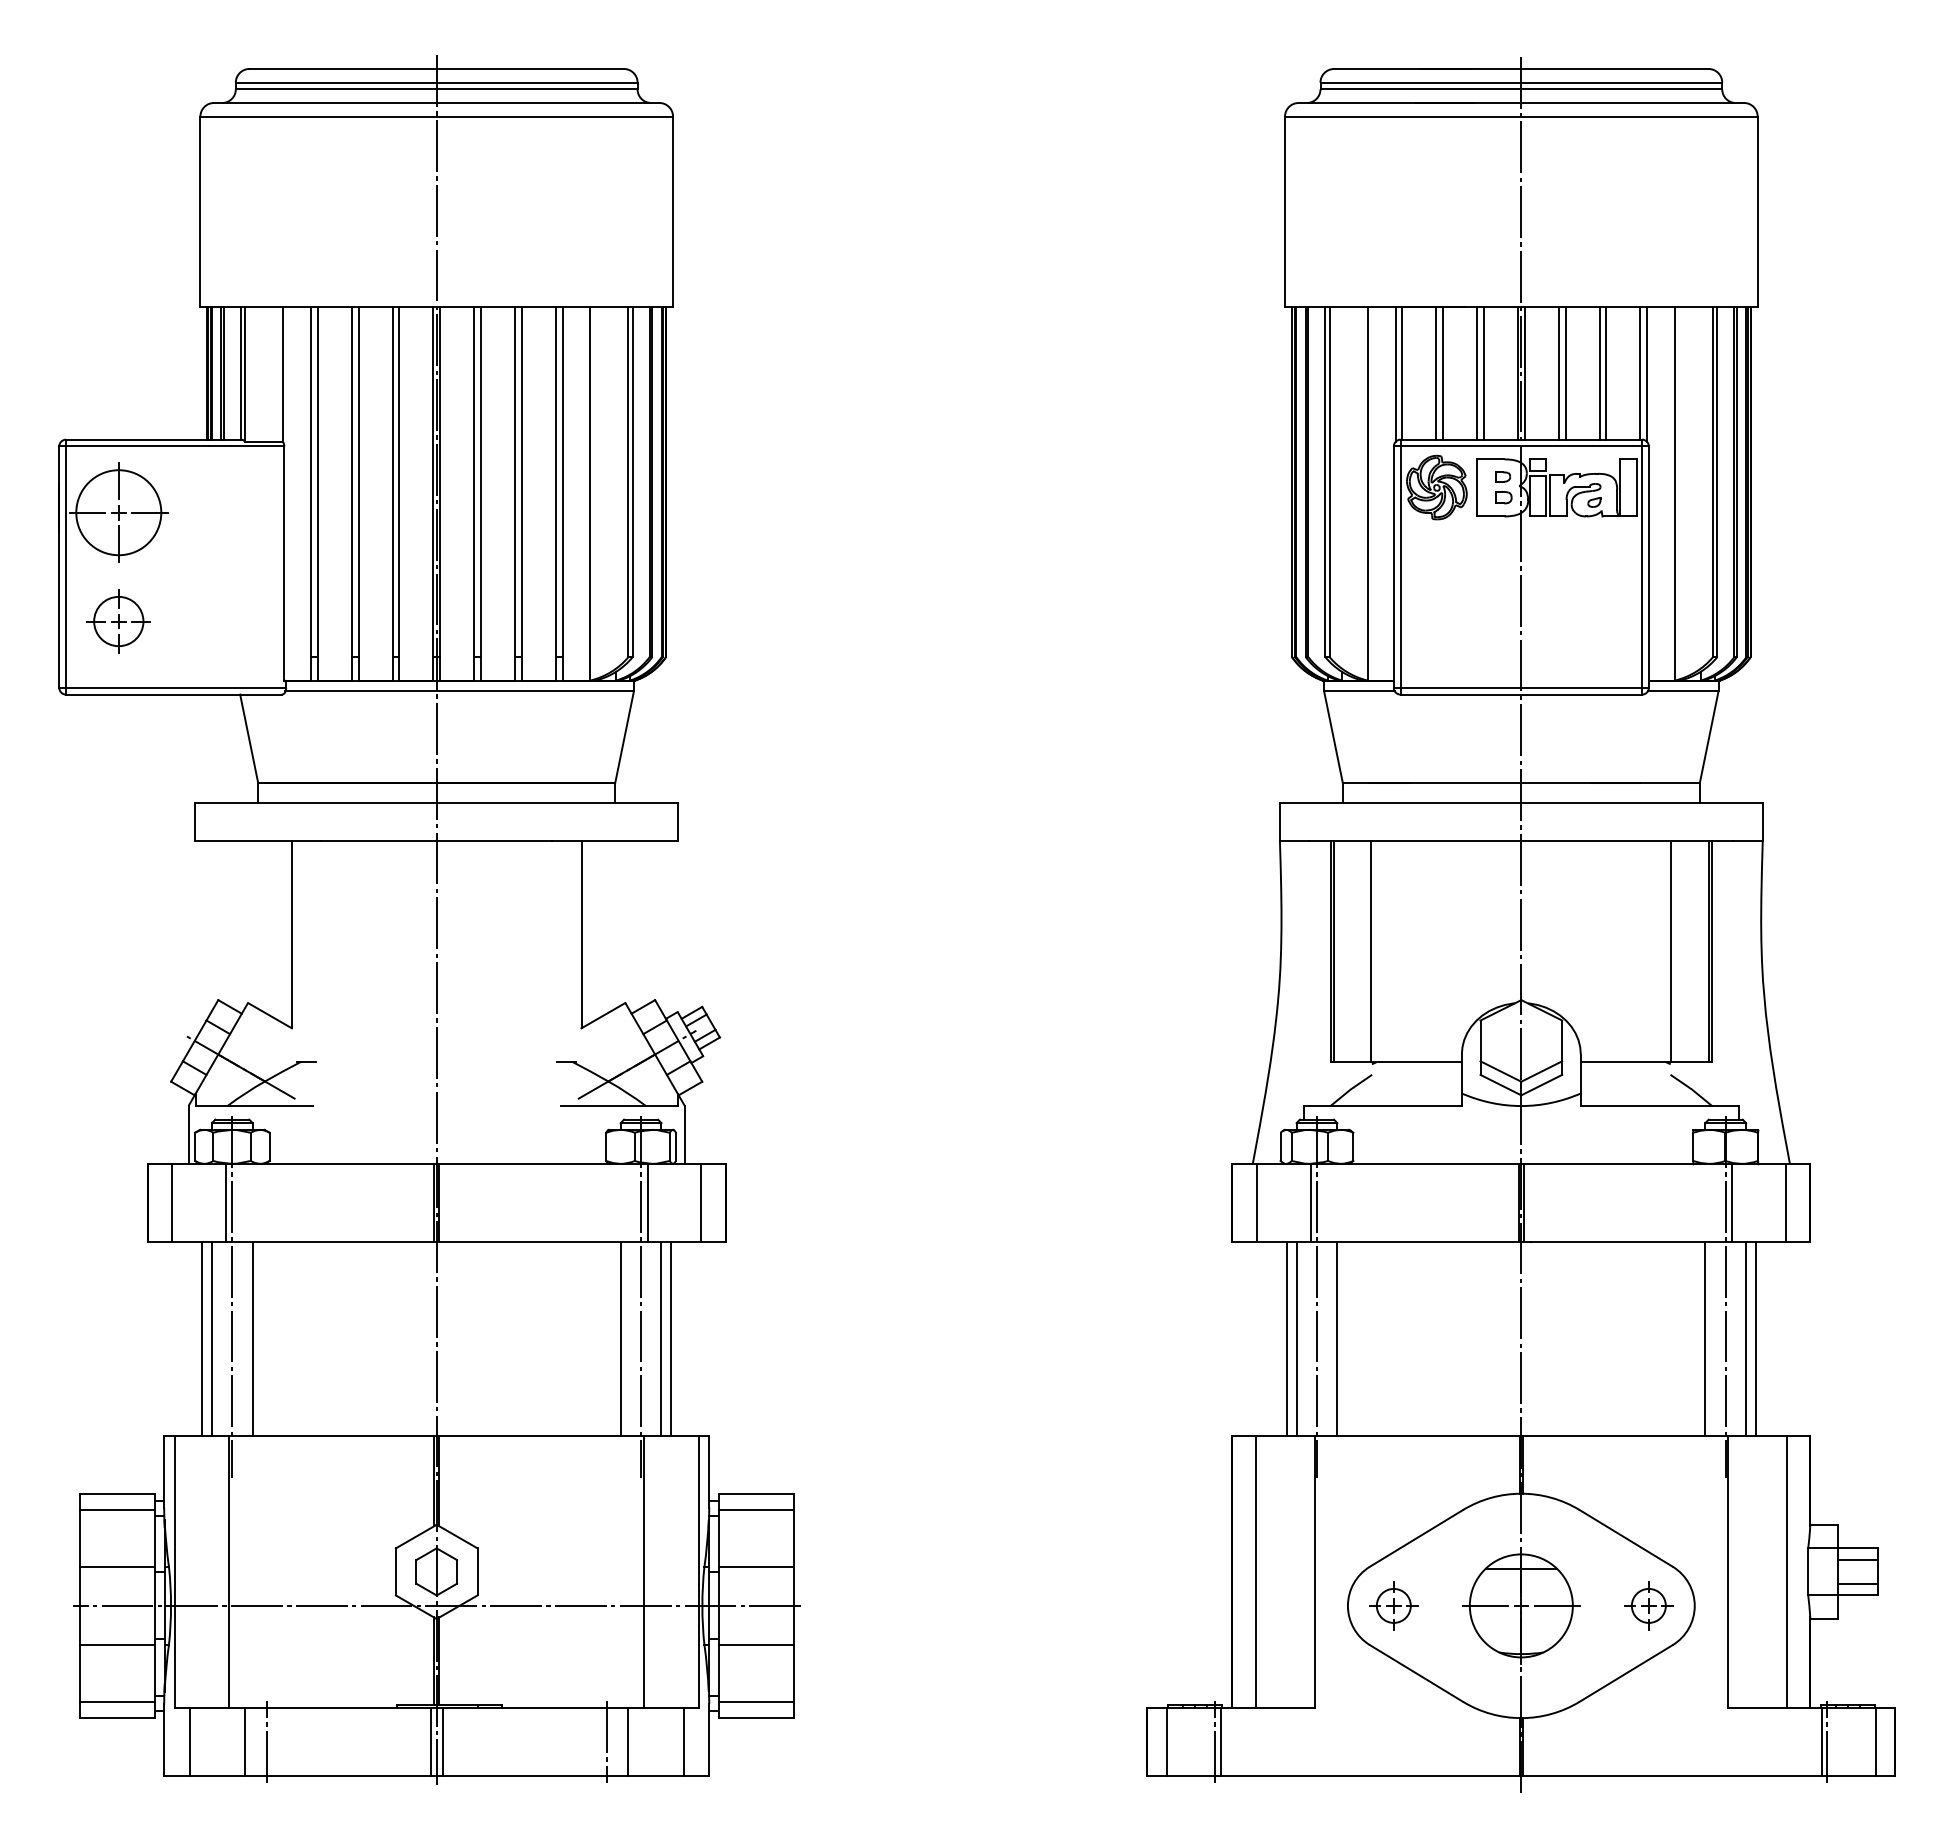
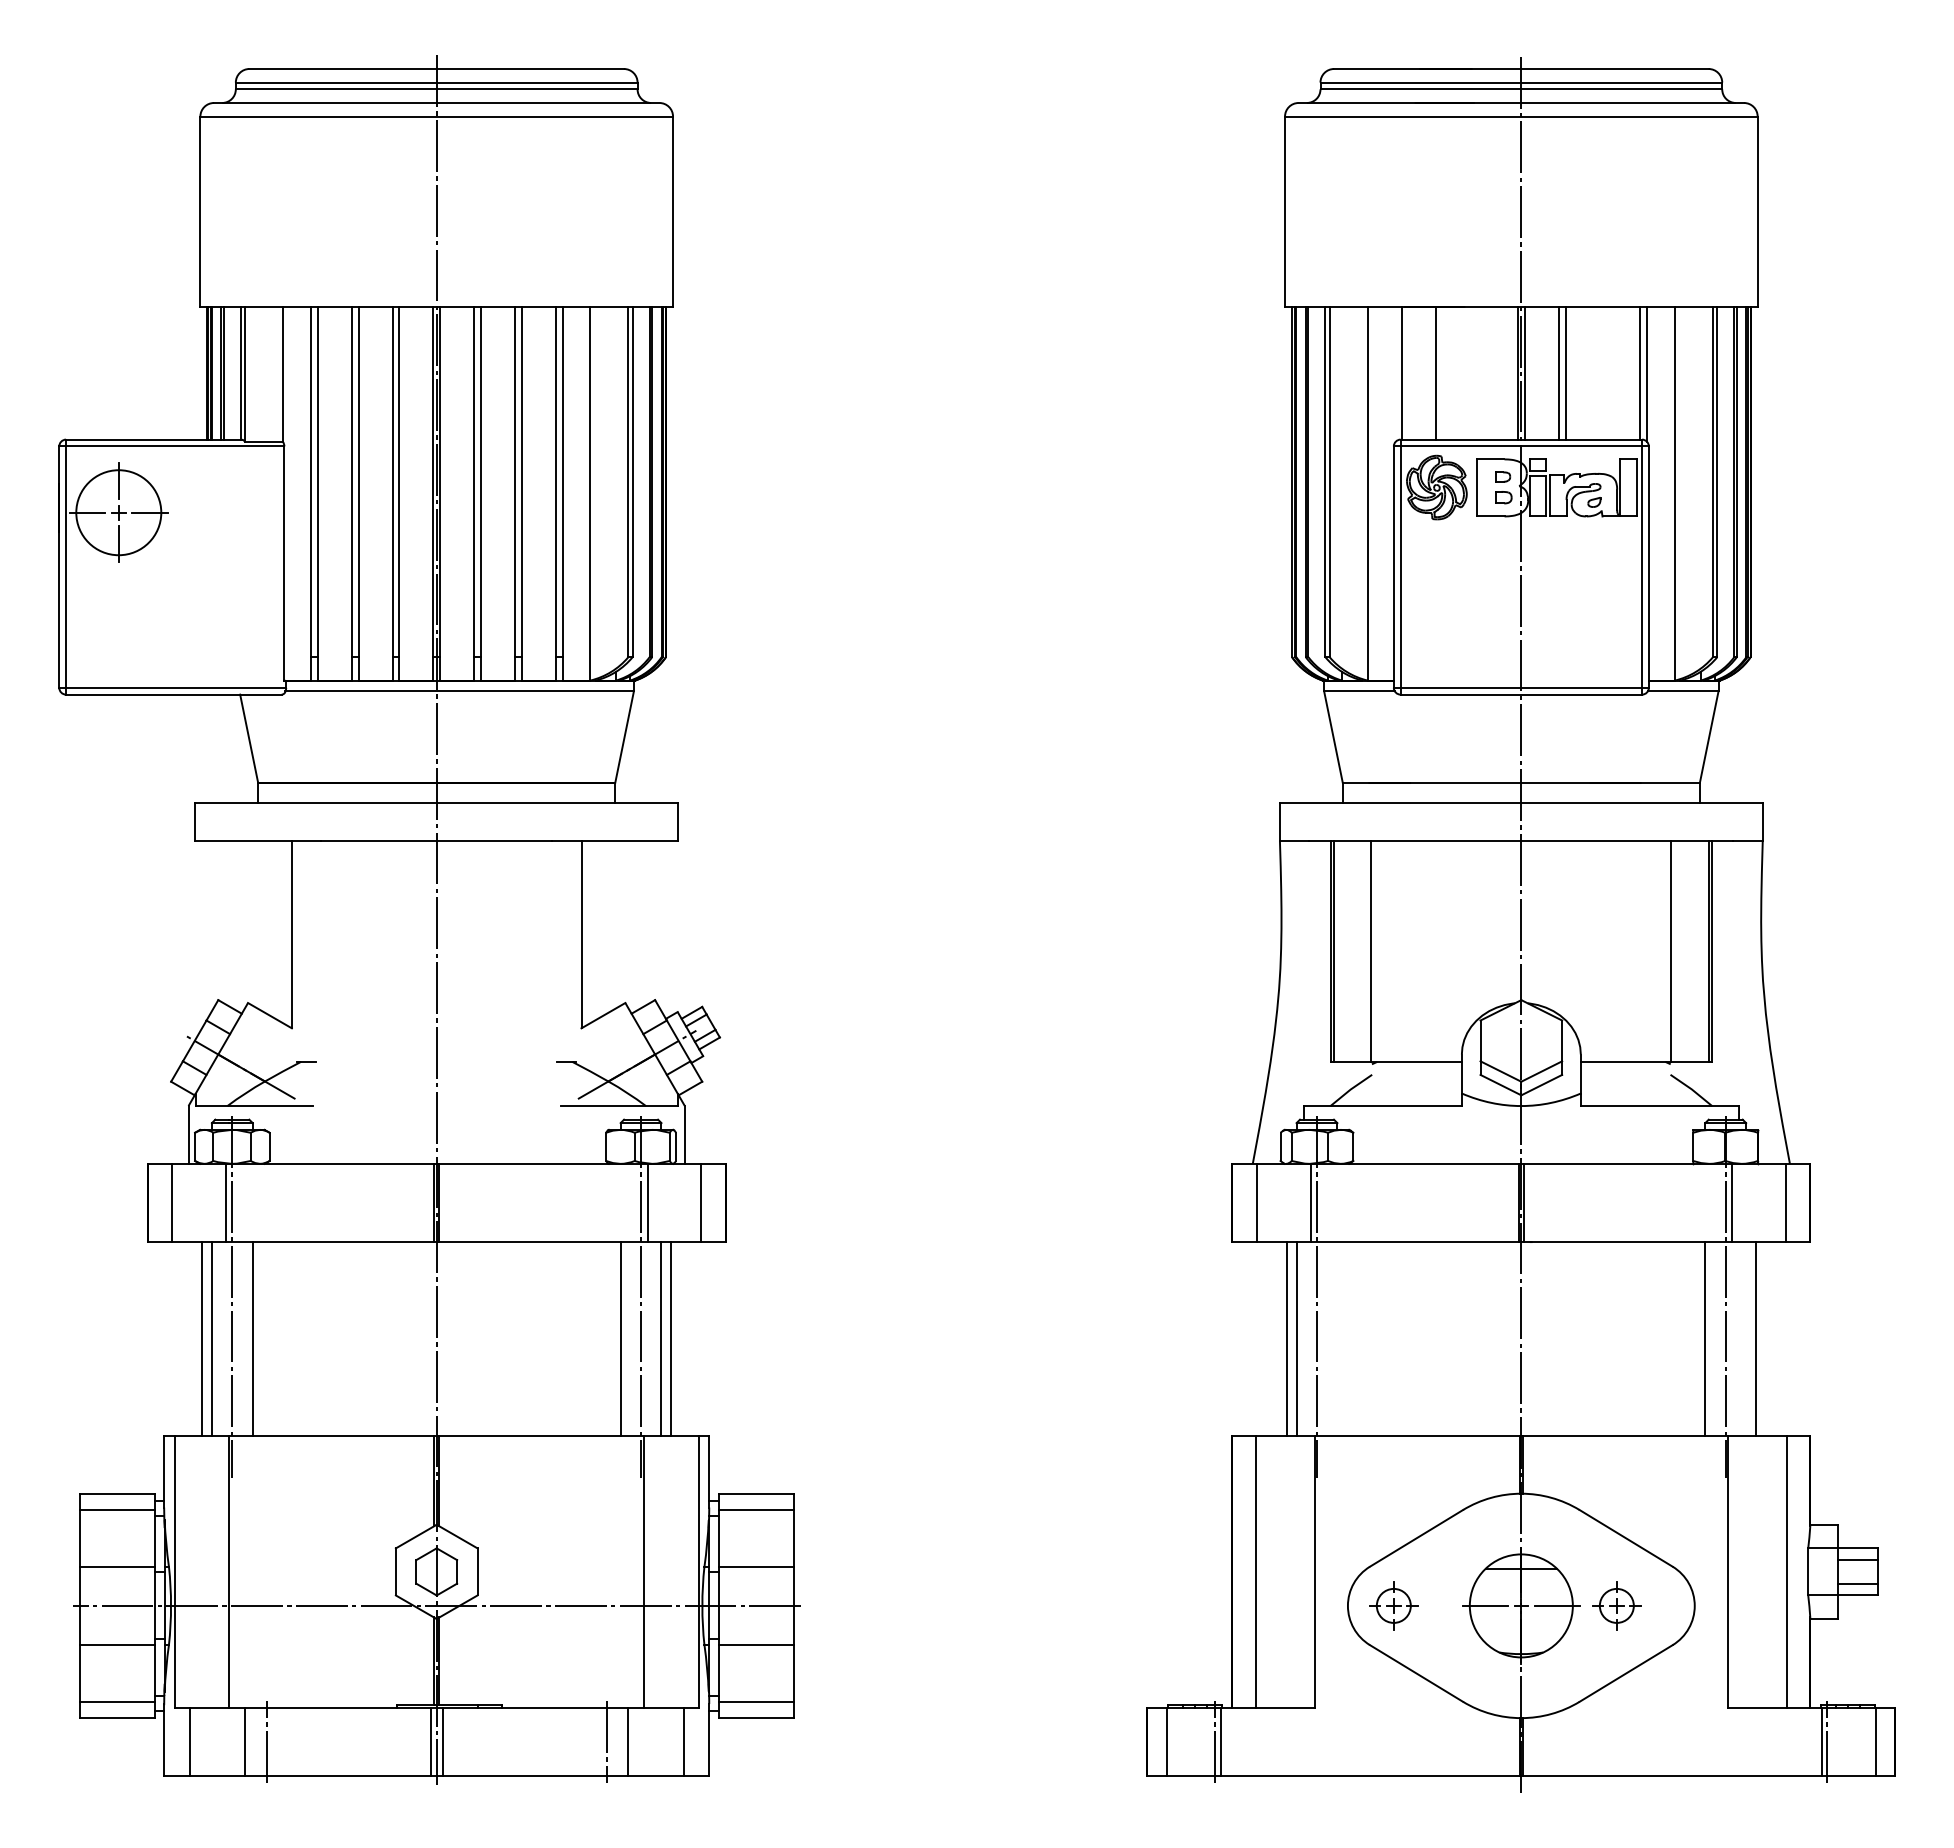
line: present -> none (1443, 373)
line: present -> none (1477, 373)
line: present -> none (1483, 373)
line: present -> none (1599, 373)
line: present -> none (1606, 373)
line: present -> none (1395, 374)
part: present -> none (118, 621)
line: present -> none (1337, 1338)
line: present -> none (1746, 1338)
part position: (1648, 1605) -> (1616, 1605) (1616, 1605)
